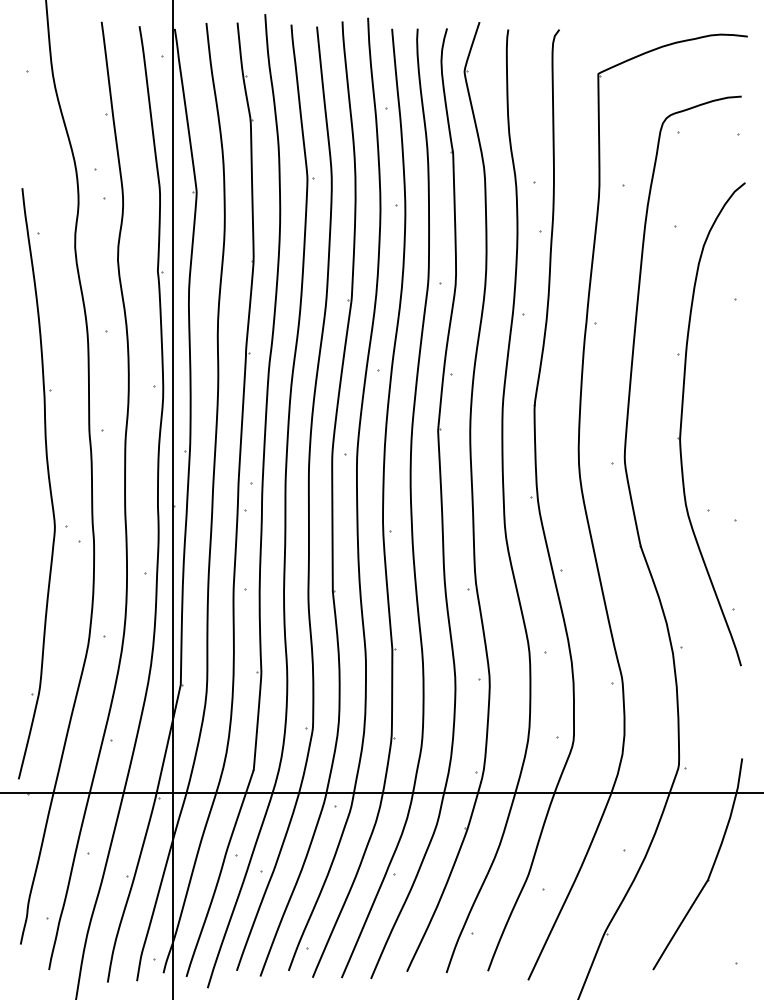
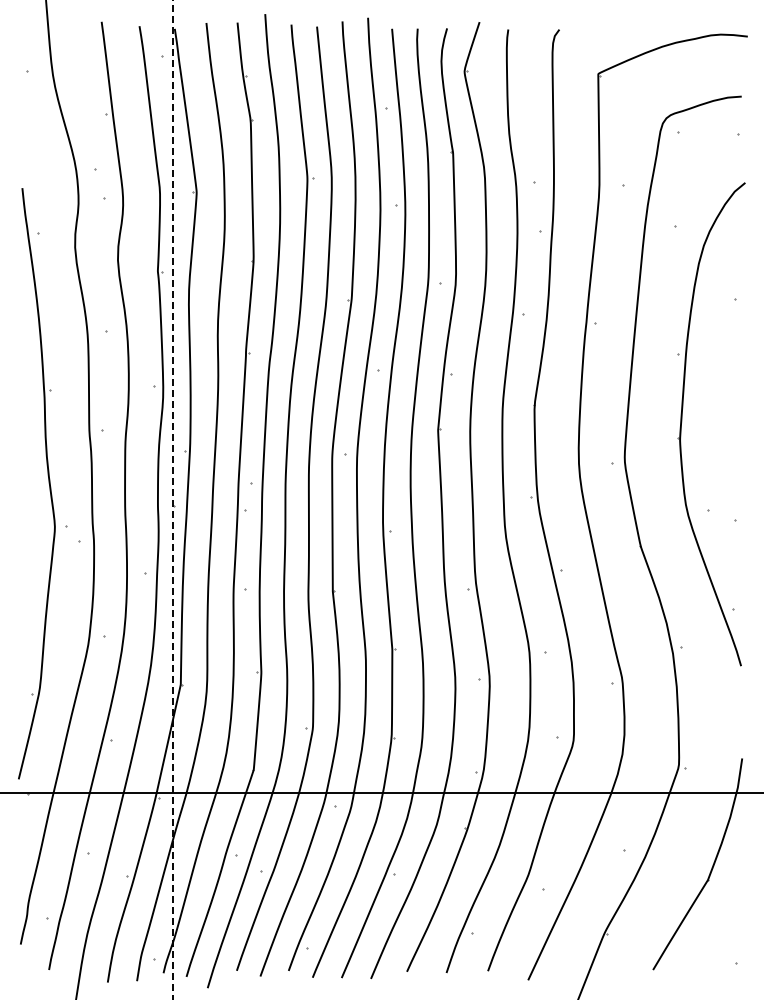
line: solid -> dashed (173, 499)
